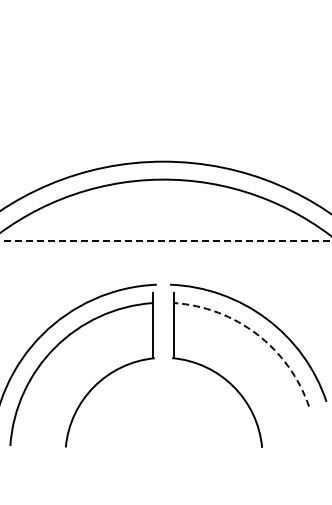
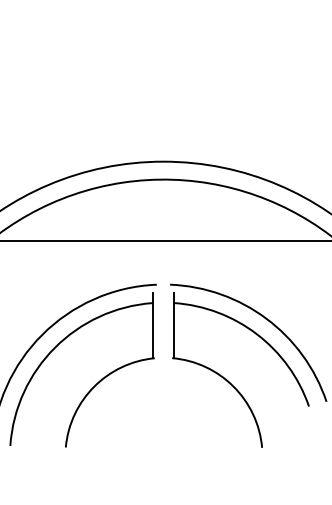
line: dashed -> solid (166, 241)
arc: dashed -> solid (257, 334)
